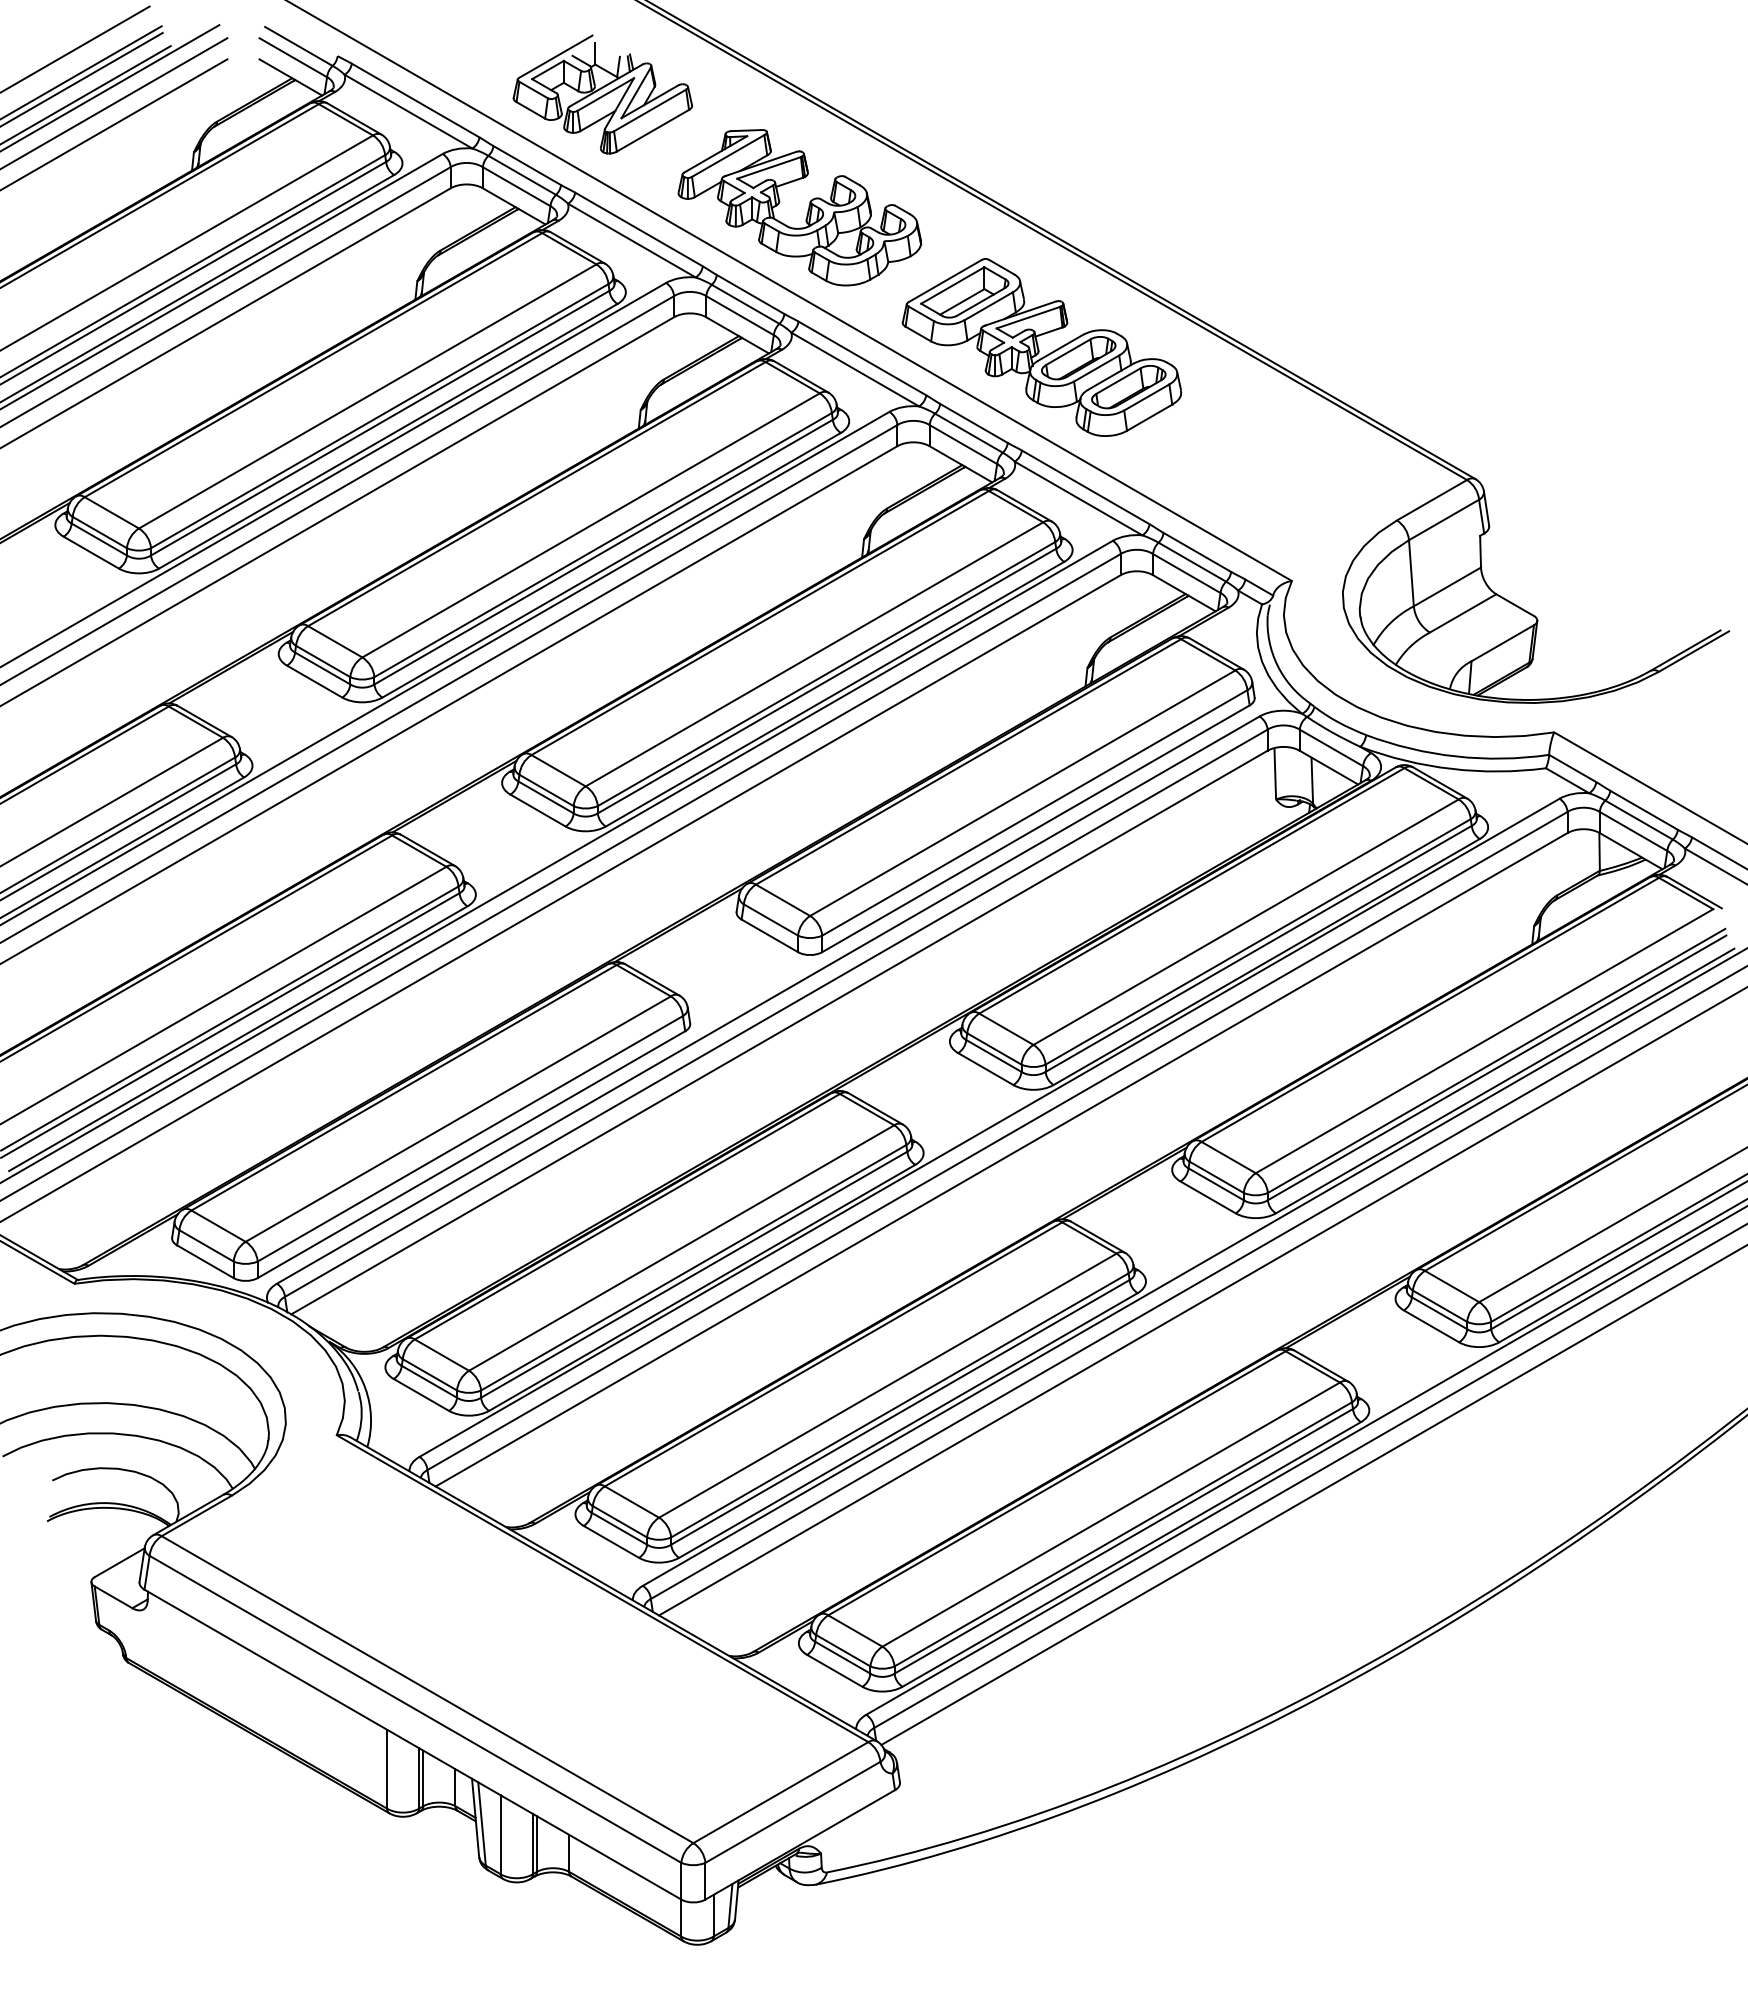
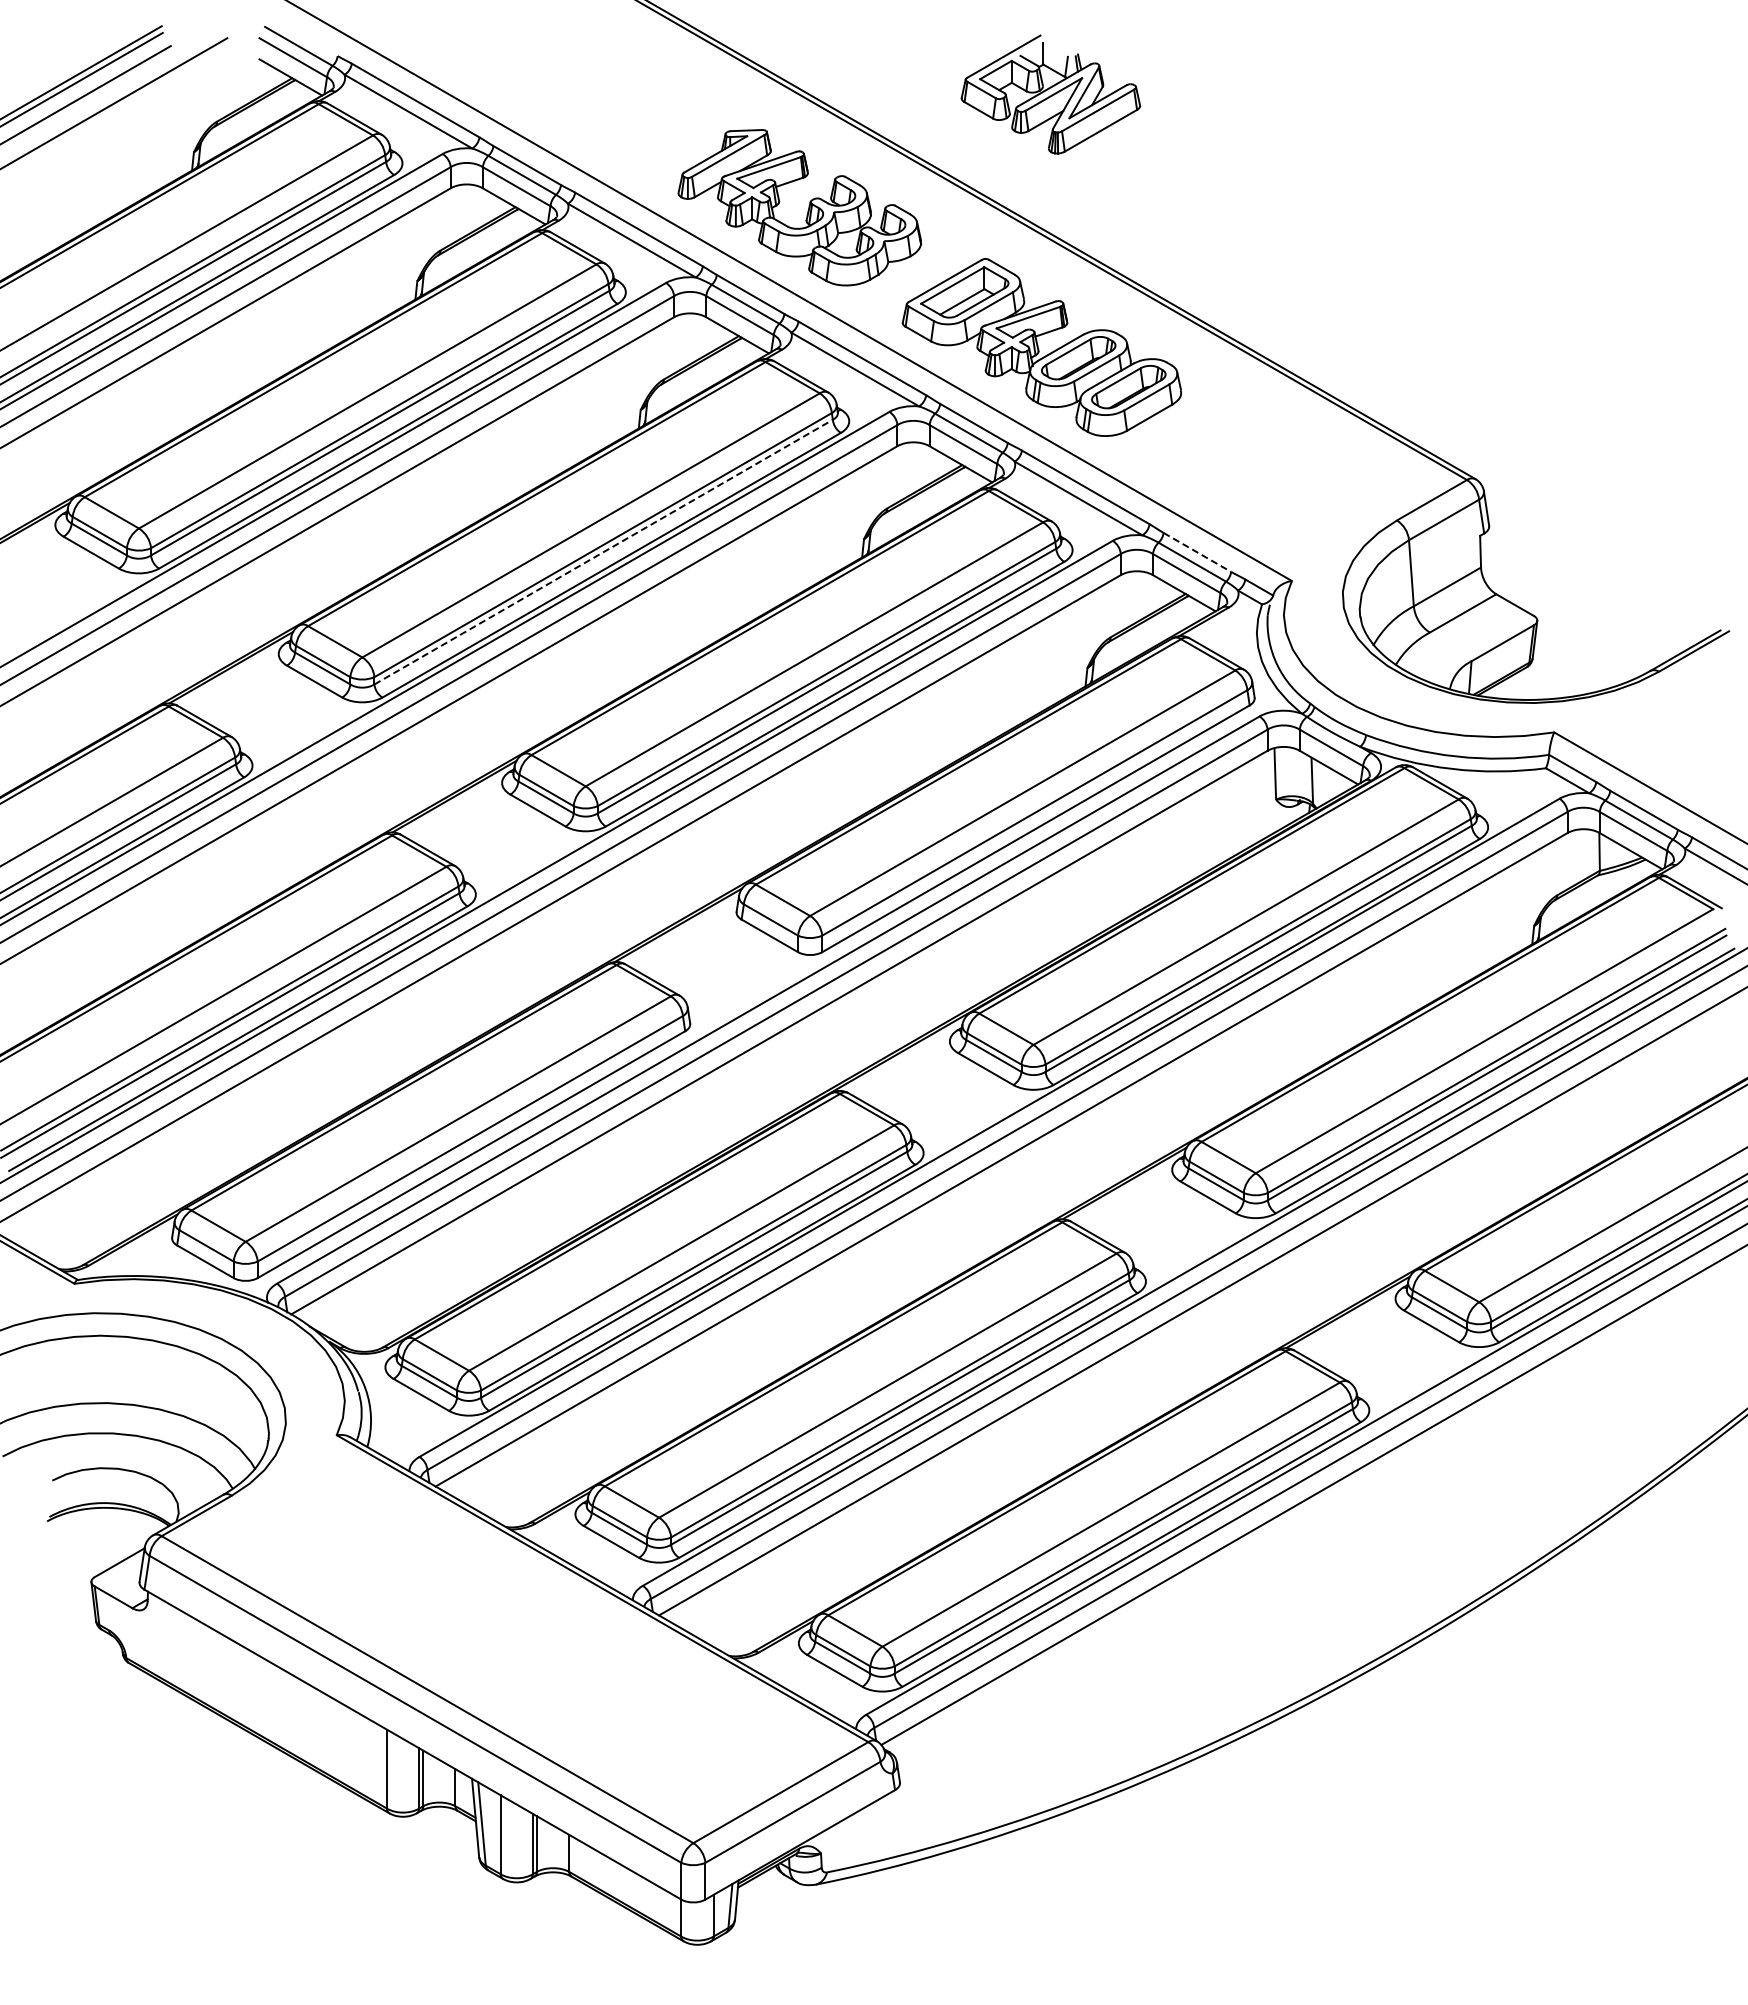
line: present -> none (75, 48)
line: present -> none (110, 87)
part position: (602, 94) -> (1050, 94) (1050, 94)
line: present -> none (114, 124)
line: solid -> dashed (603, 552)
line: solid -> dashed (1197, 552)
